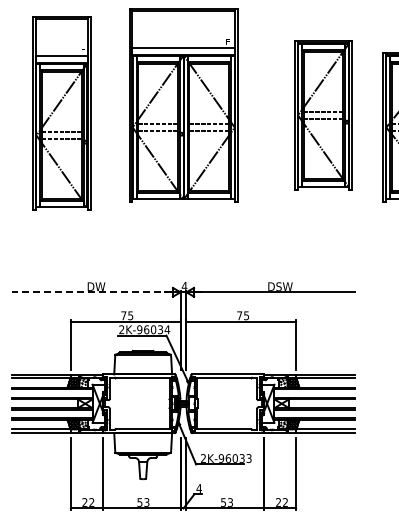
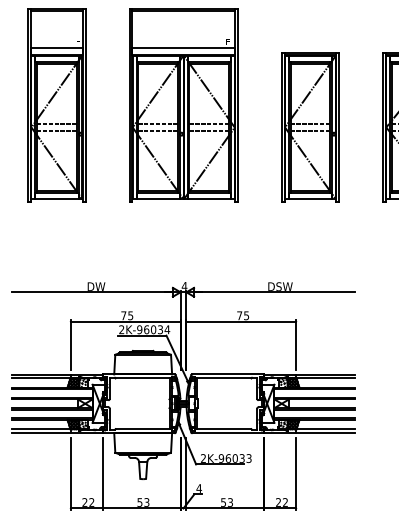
part position: (61, 113) -> (56, 105) (56, 105)
part position: (323, 115) -> (310, 127) (310, 127)
line: dashed -> solid (91, 292)
